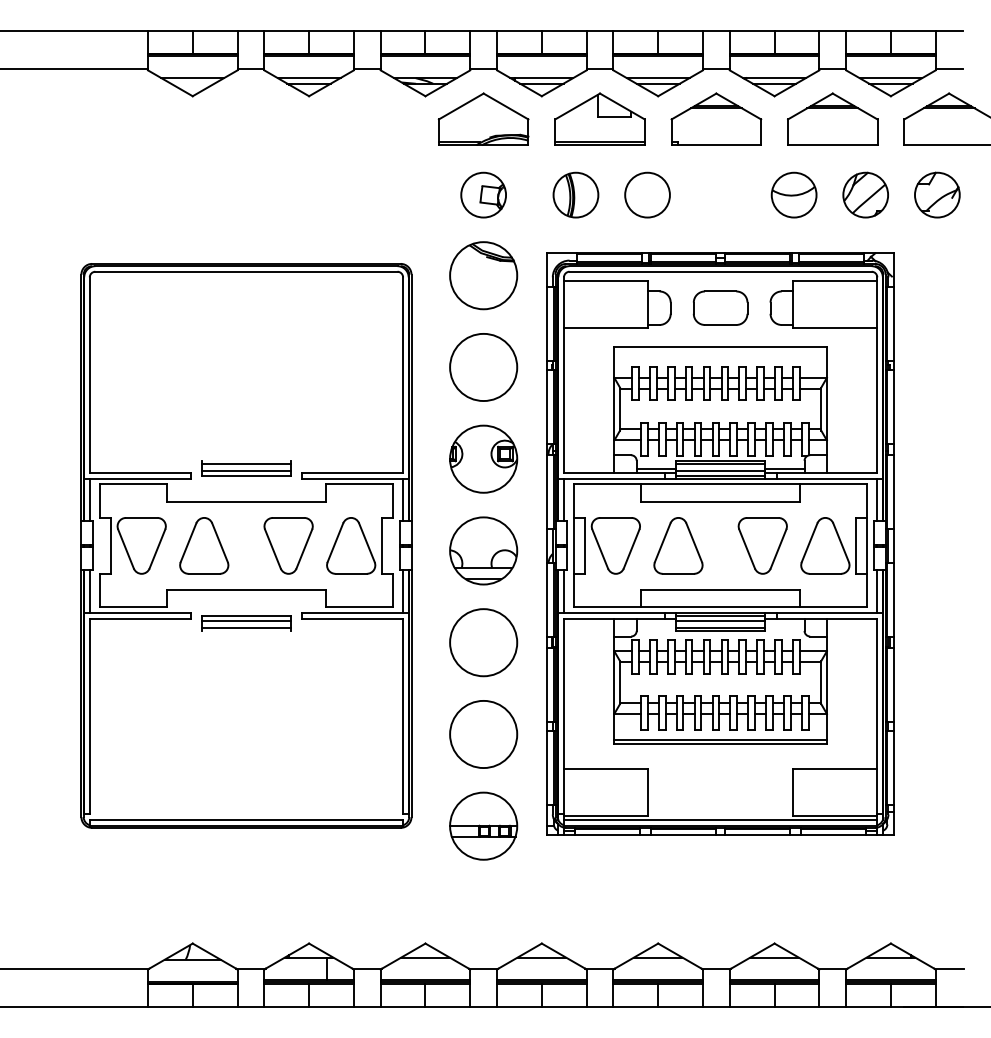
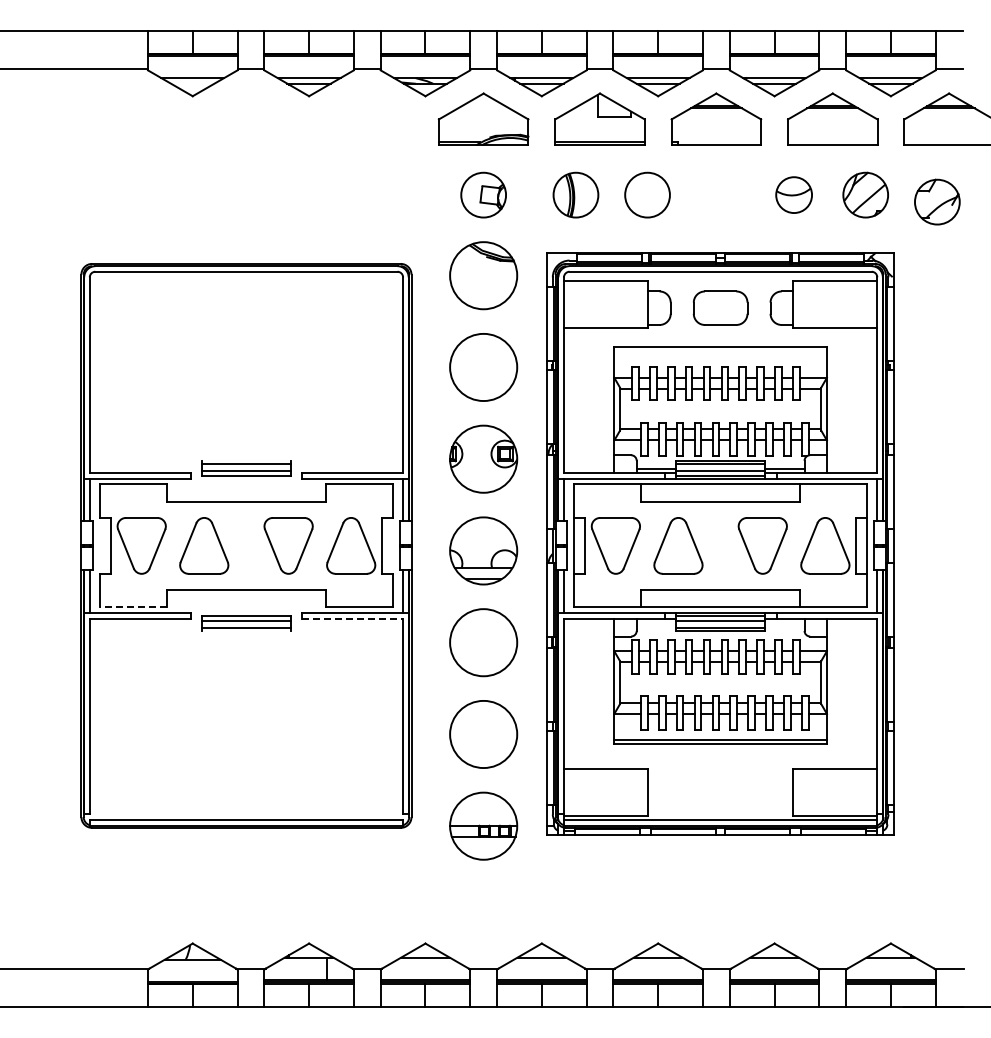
part size: 48x48 px -> 38x38 px (793, 194)
part position: (937, 194) -> (937, 201) (937, 201)
line: solid -> dashed (133, 607)
line: solid -> dashed (353, 618)
